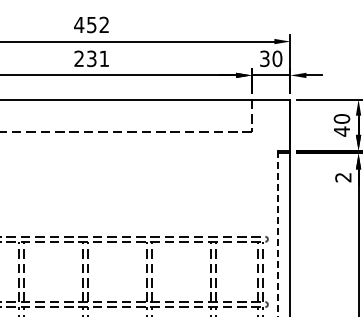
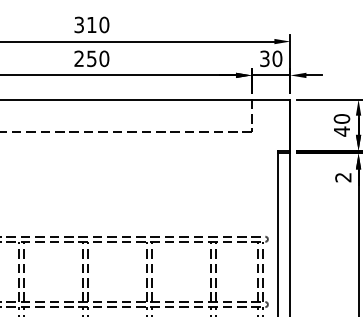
text: 452 -> 310 (91, 24)
text: 231 -> 250 (98, 58)
line: dashed -> solid (277, 233)
